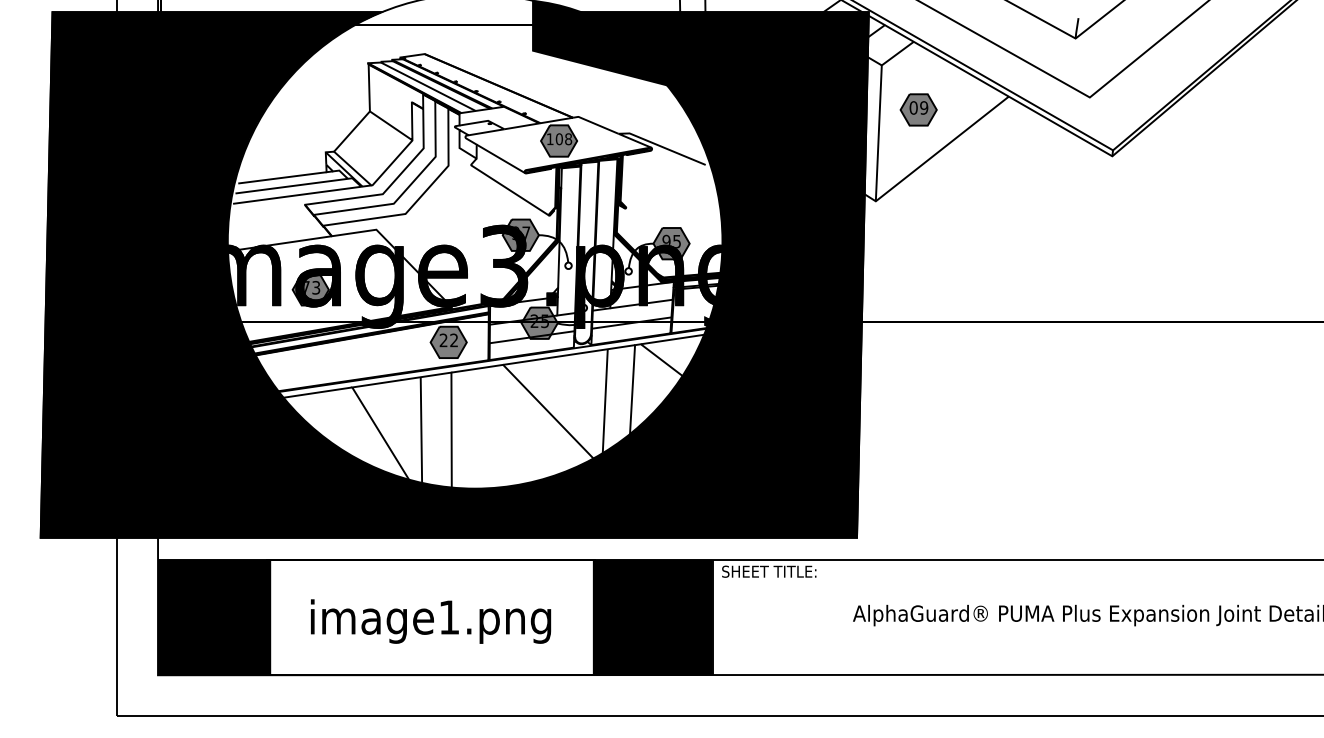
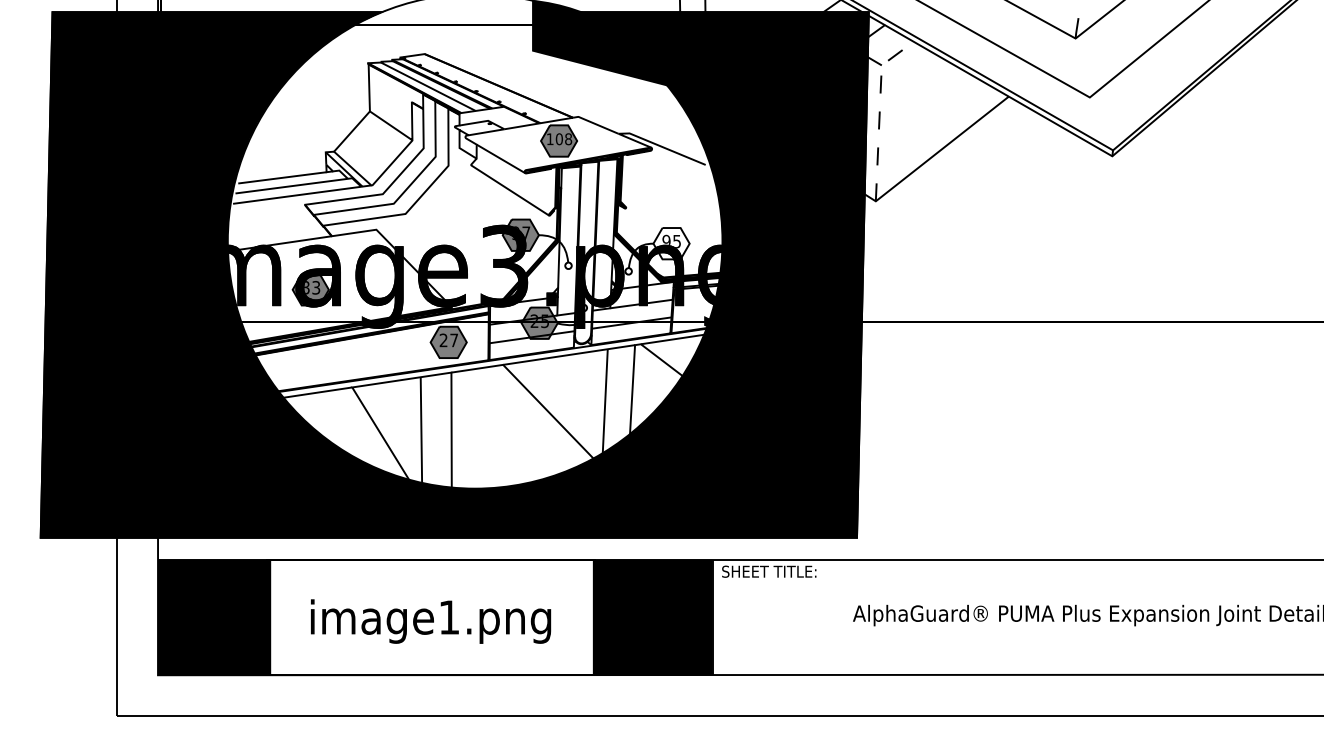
part: present -> none (918, 109)
line: solid -> dashed (879, 113)
fill: present -> none (671, 243)
text: 73 -> 33 (306, 287)
text: 22 -> 27 (453, 339)
